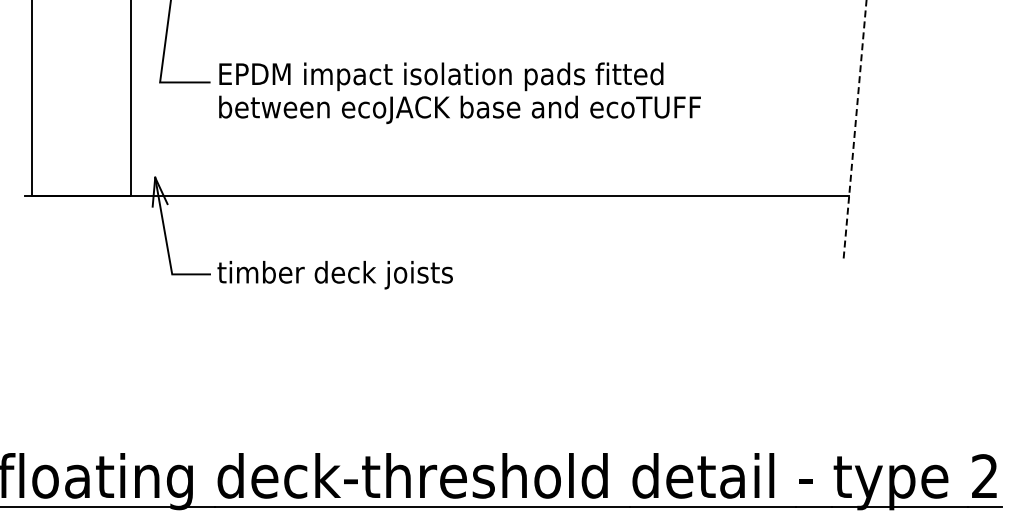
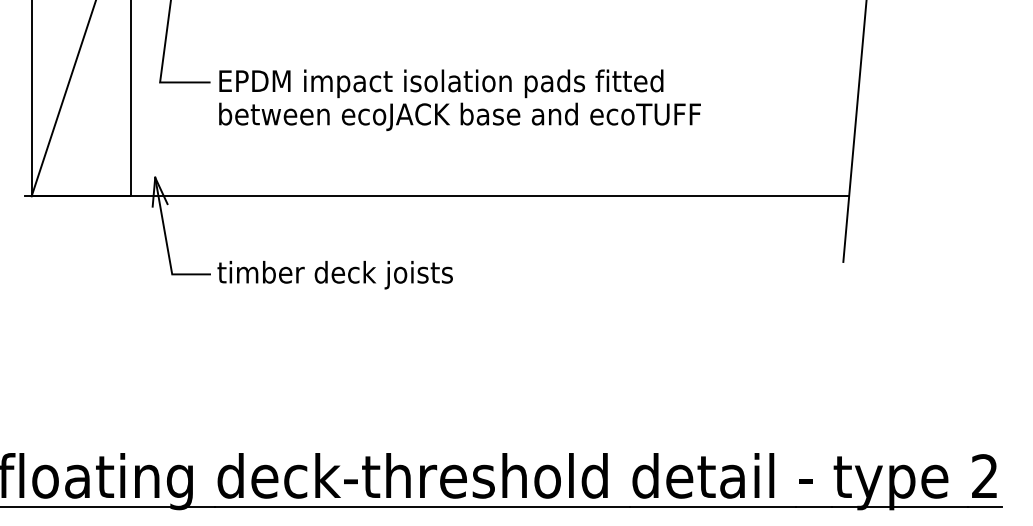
text position: (459, 93) -> (459, 100) (459, 100)
line: none -> present (63, 99)
line: dashed -> solid (854, 131)
